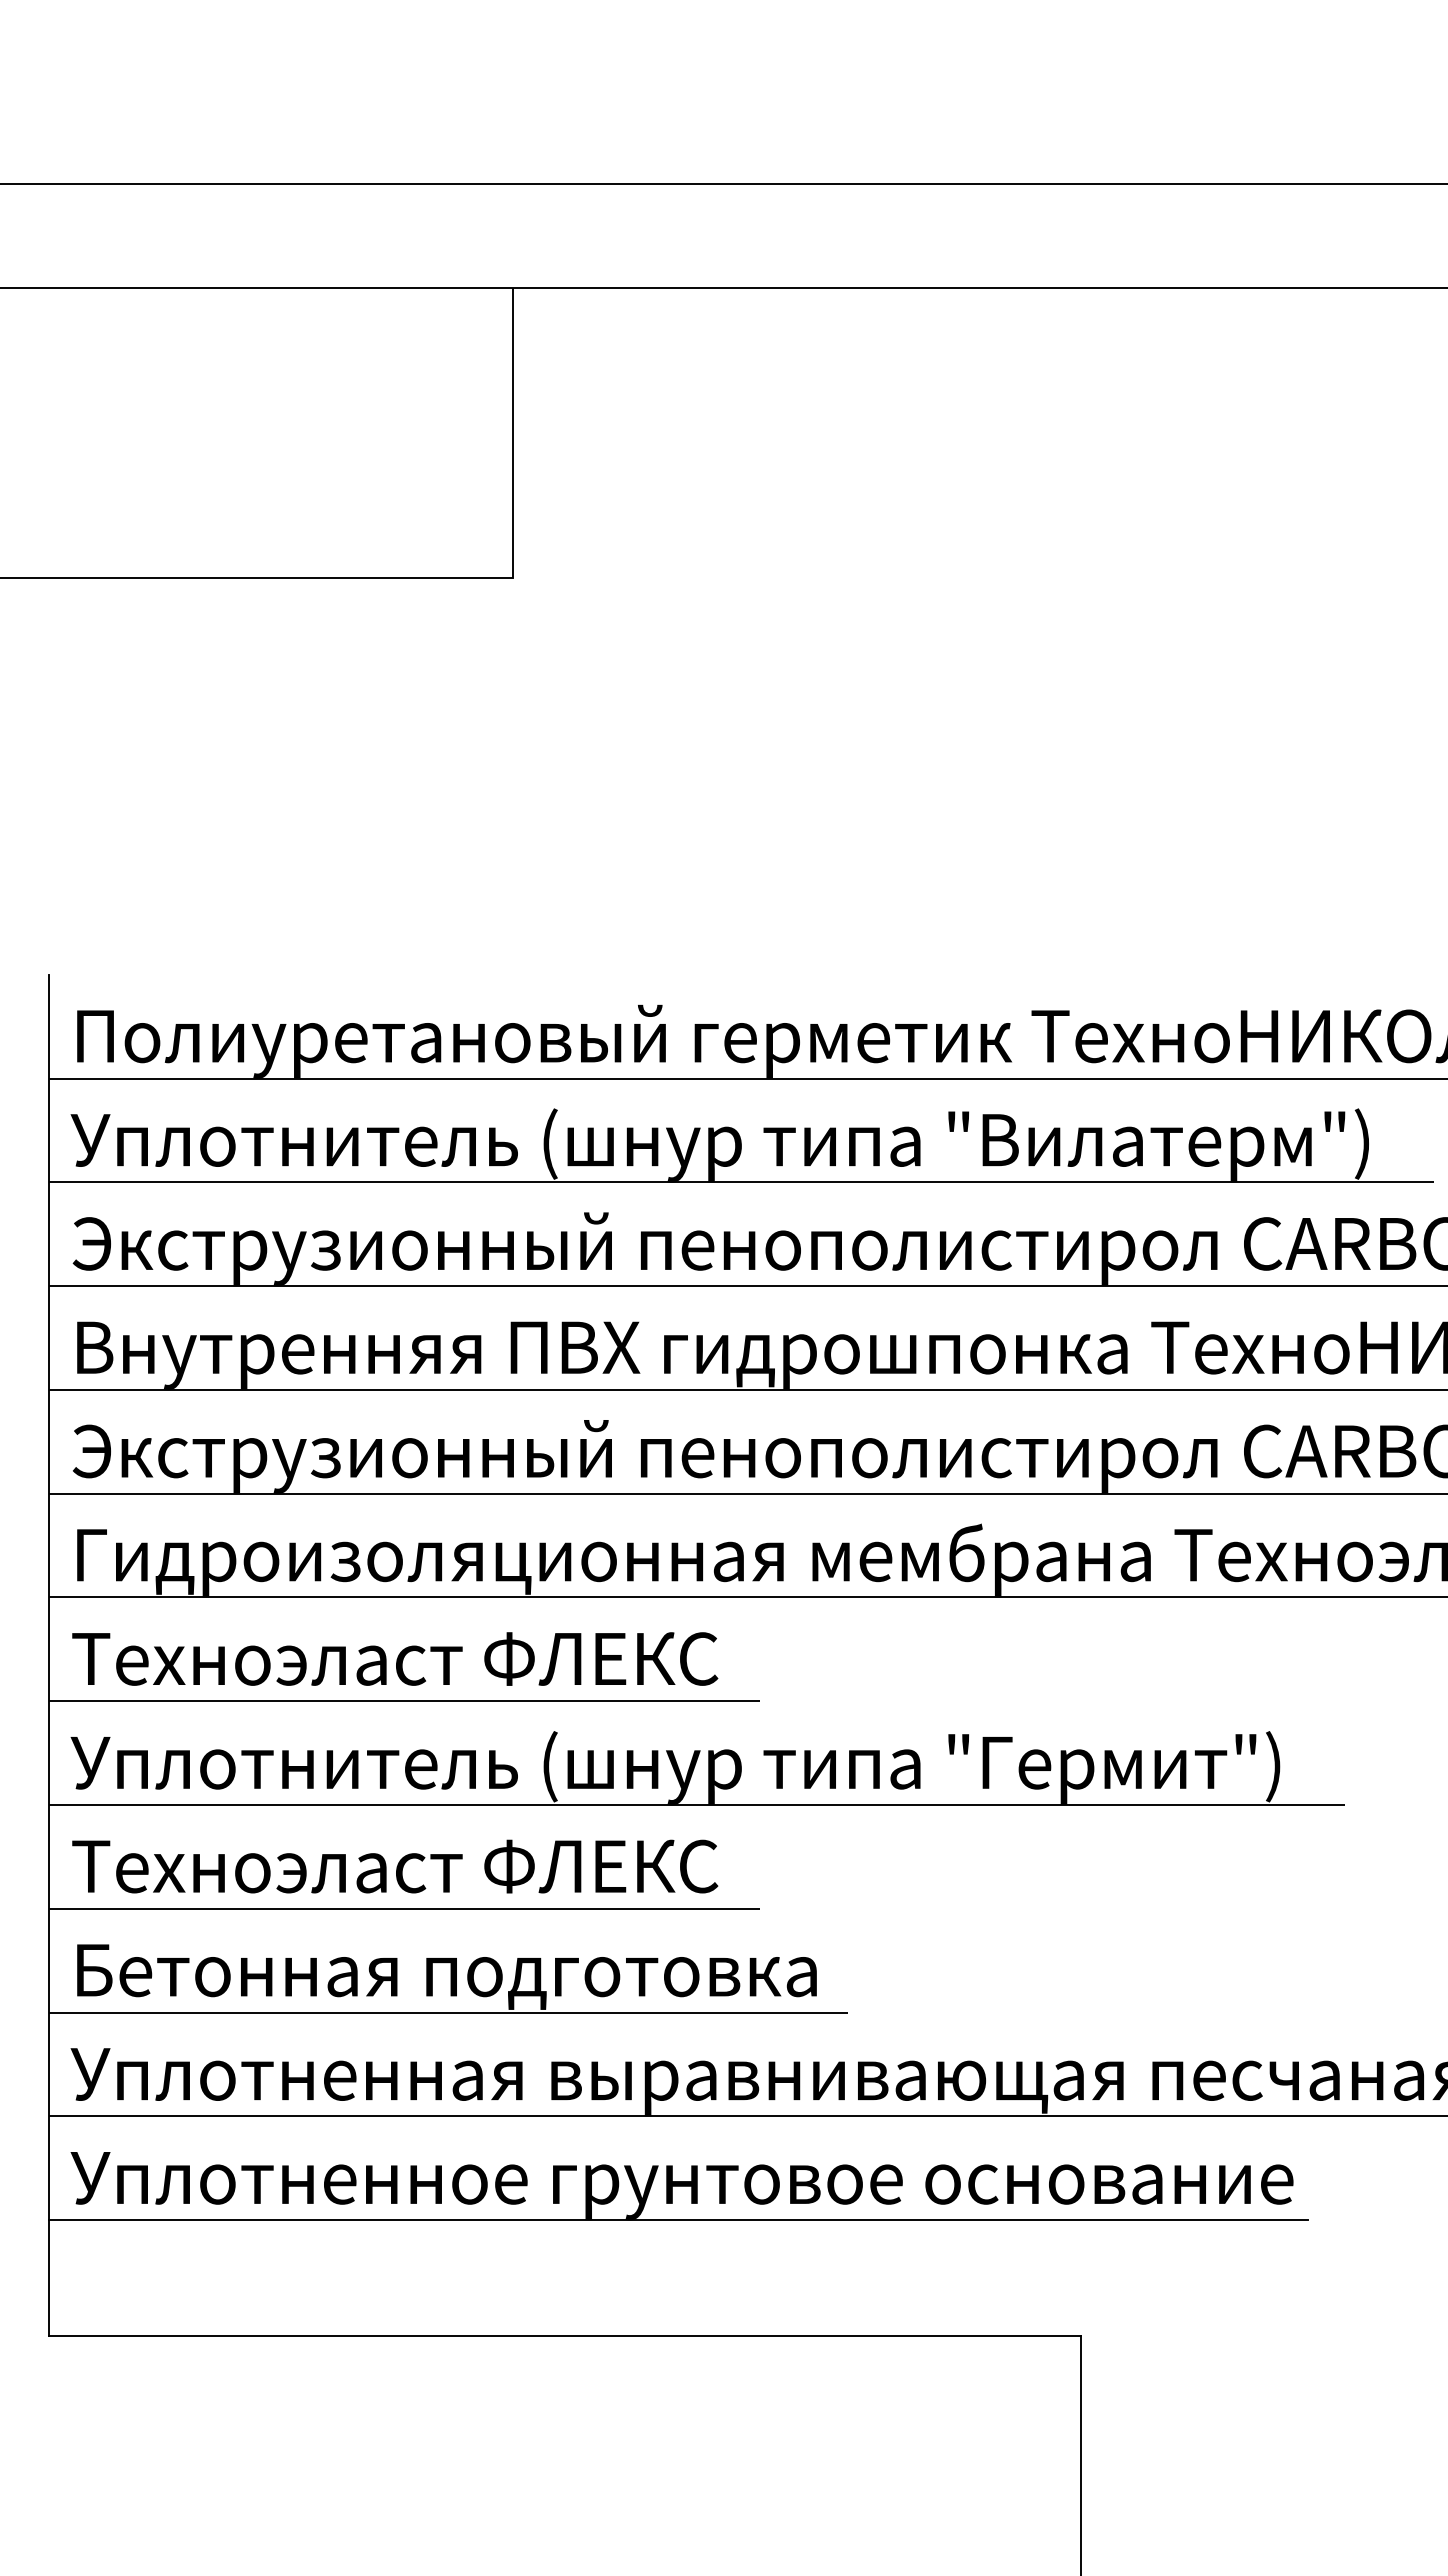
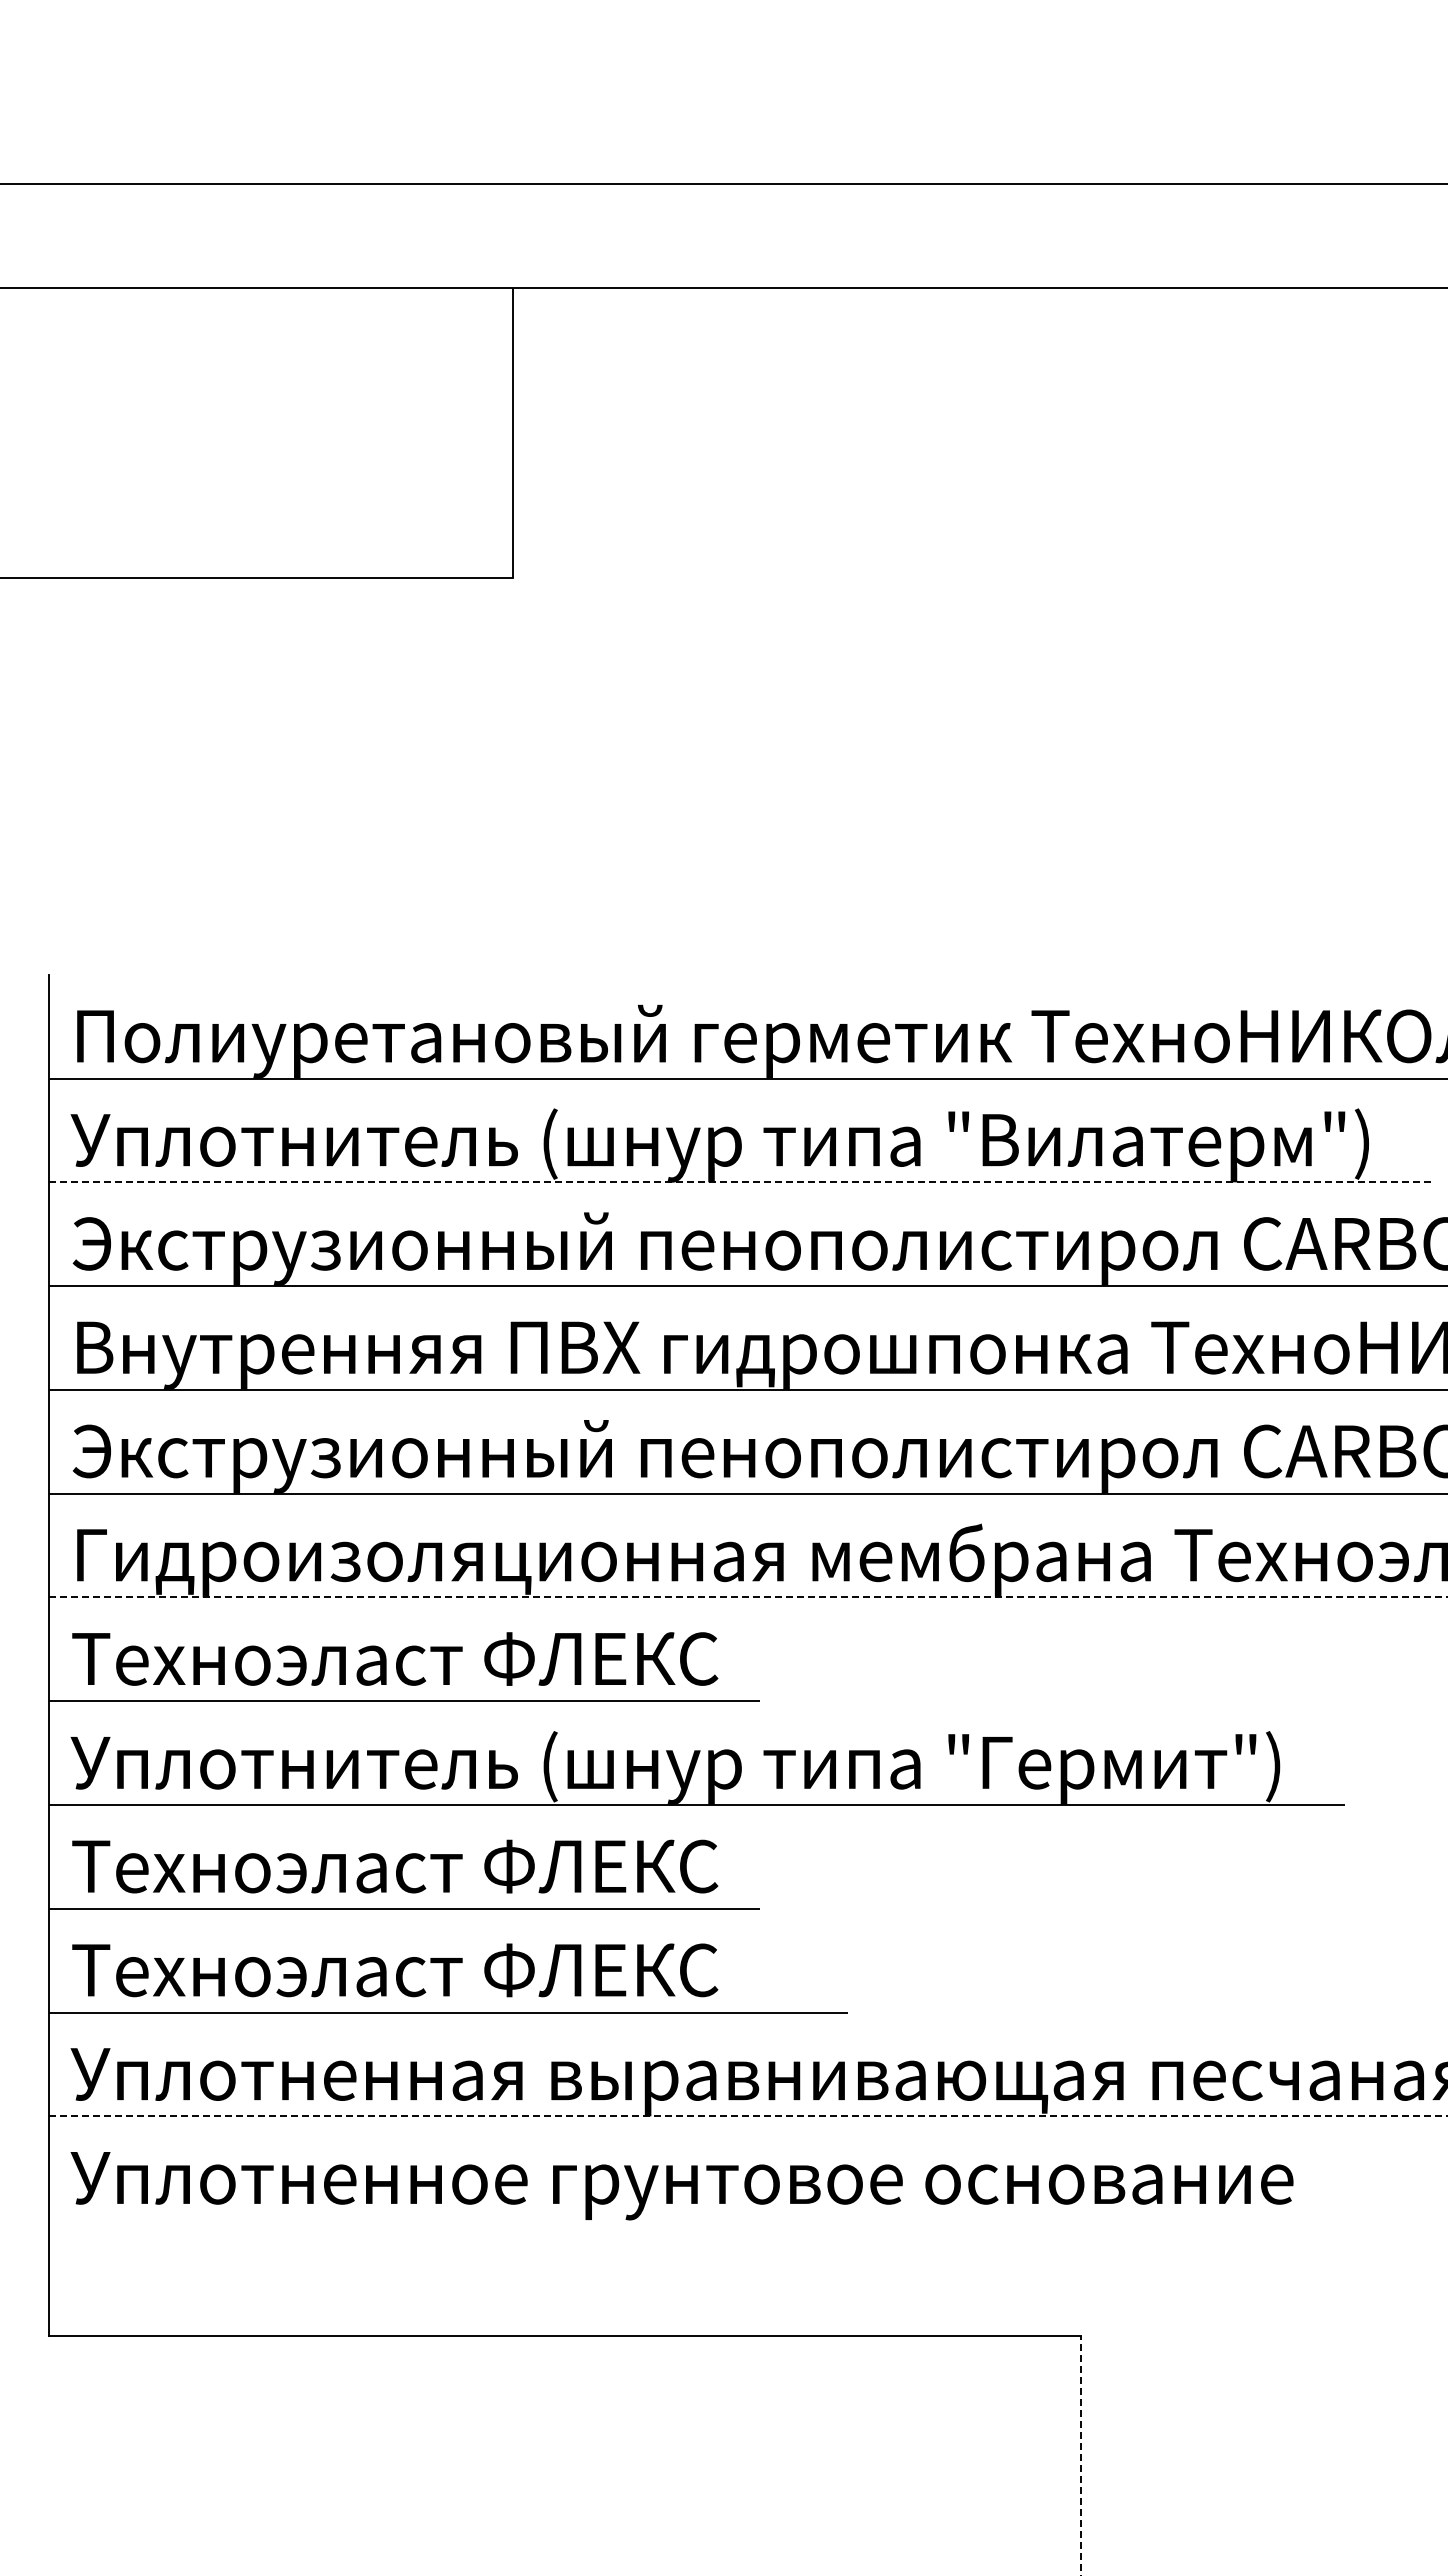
line: solid -> dashed (742, 1182)
line: solid -> dashed (748, 1597)
text: Бетонная подготовка -> Техноэласт ФЛЕКС (444, 1976)
line: solid -> dashed (748, 2116)
line: present -> none (678, 2220)
line: solid -> dashed (1081, 2455)
